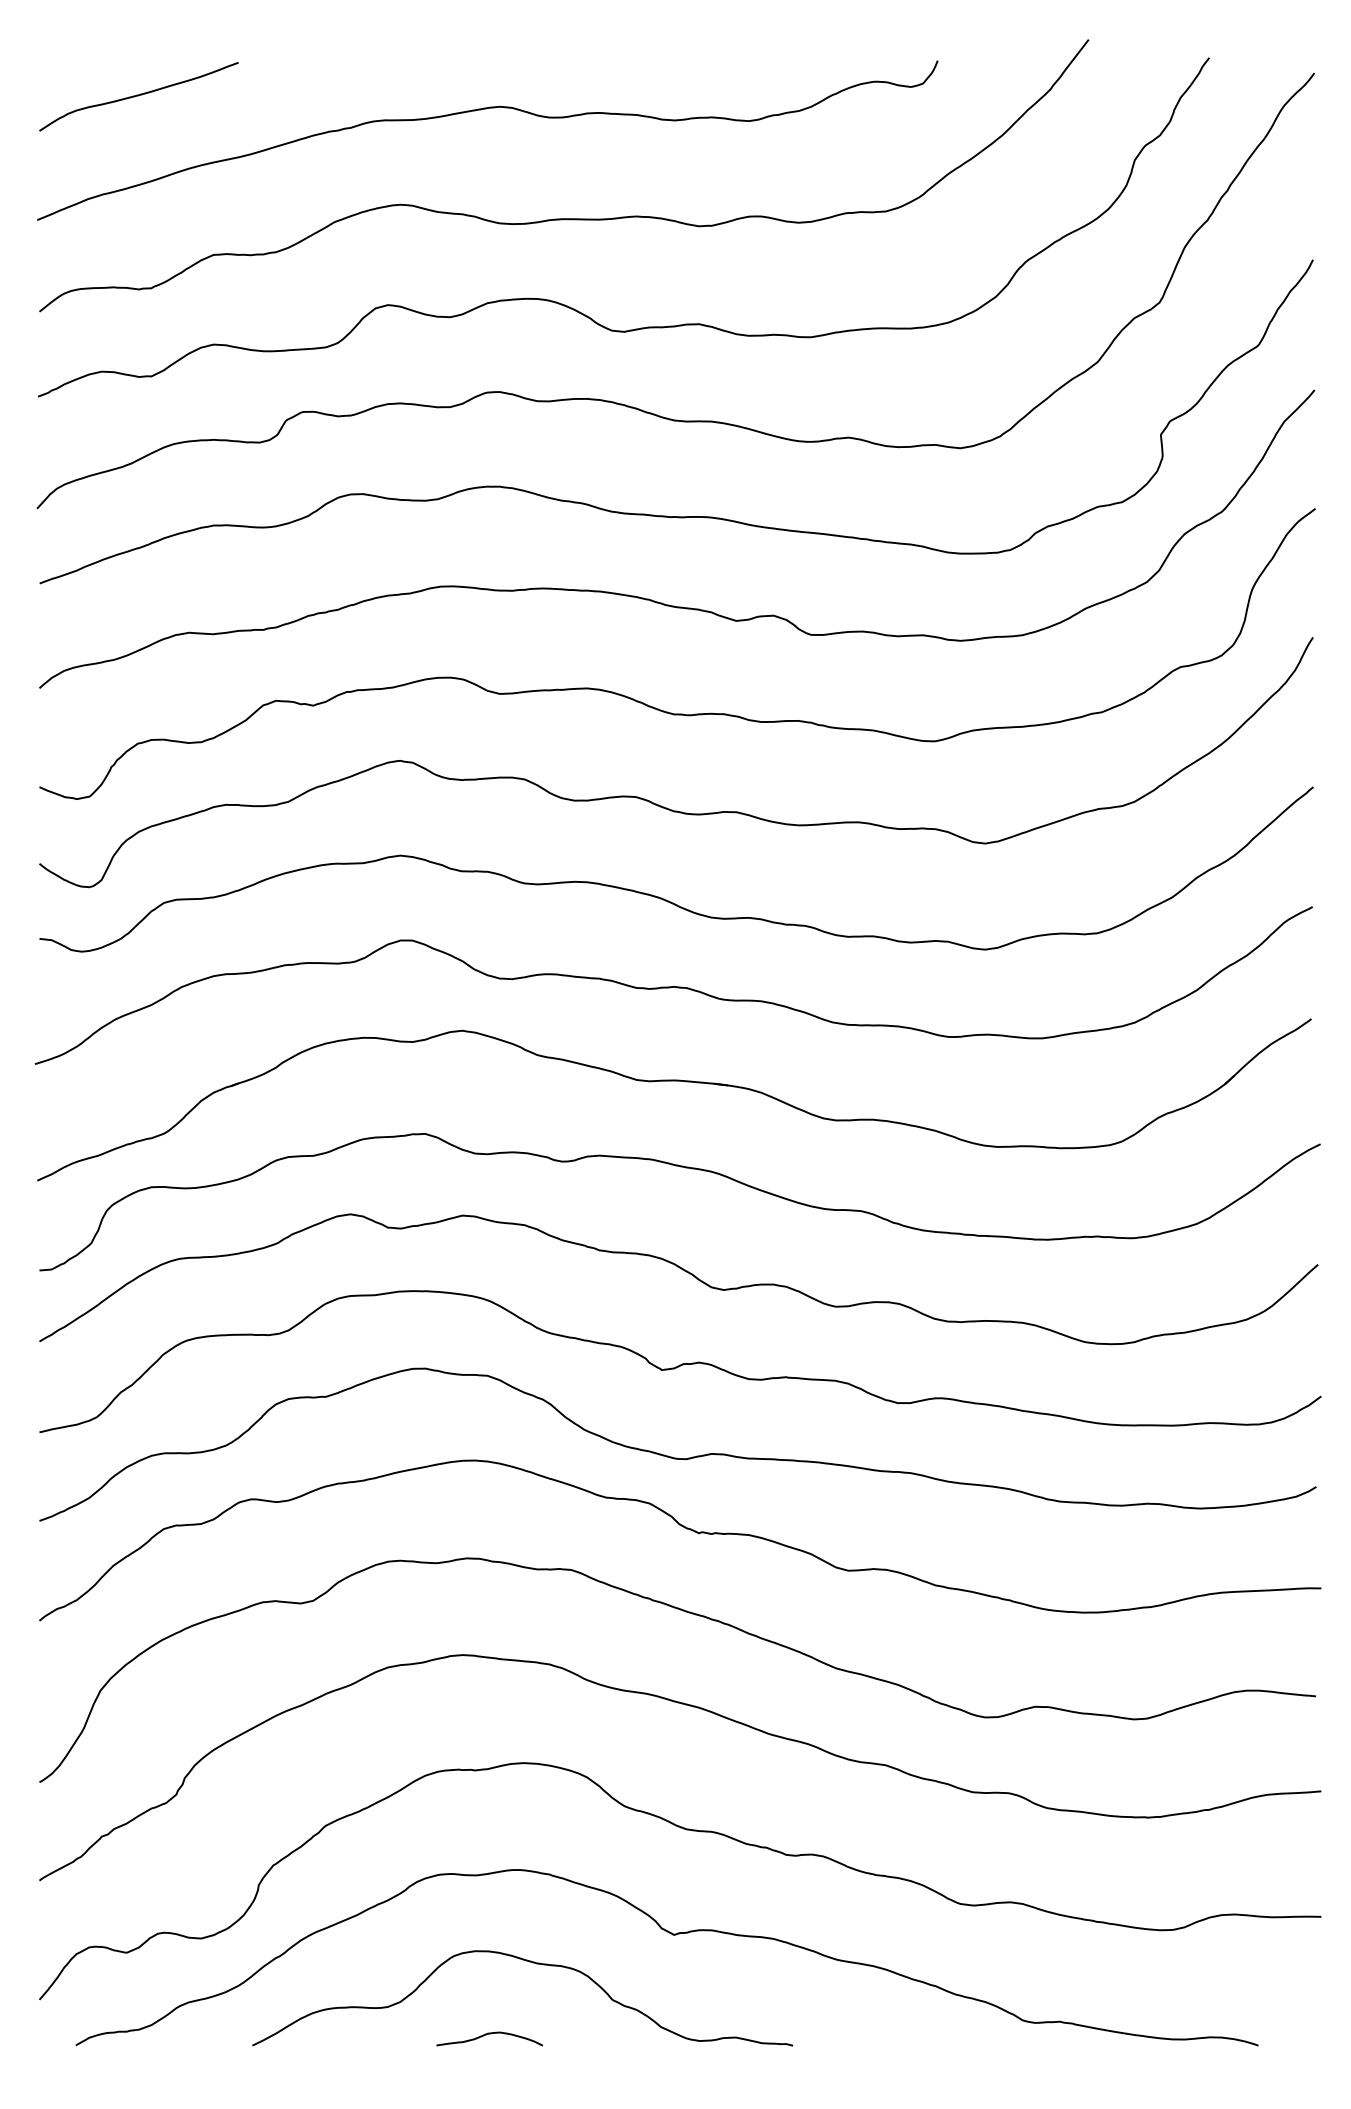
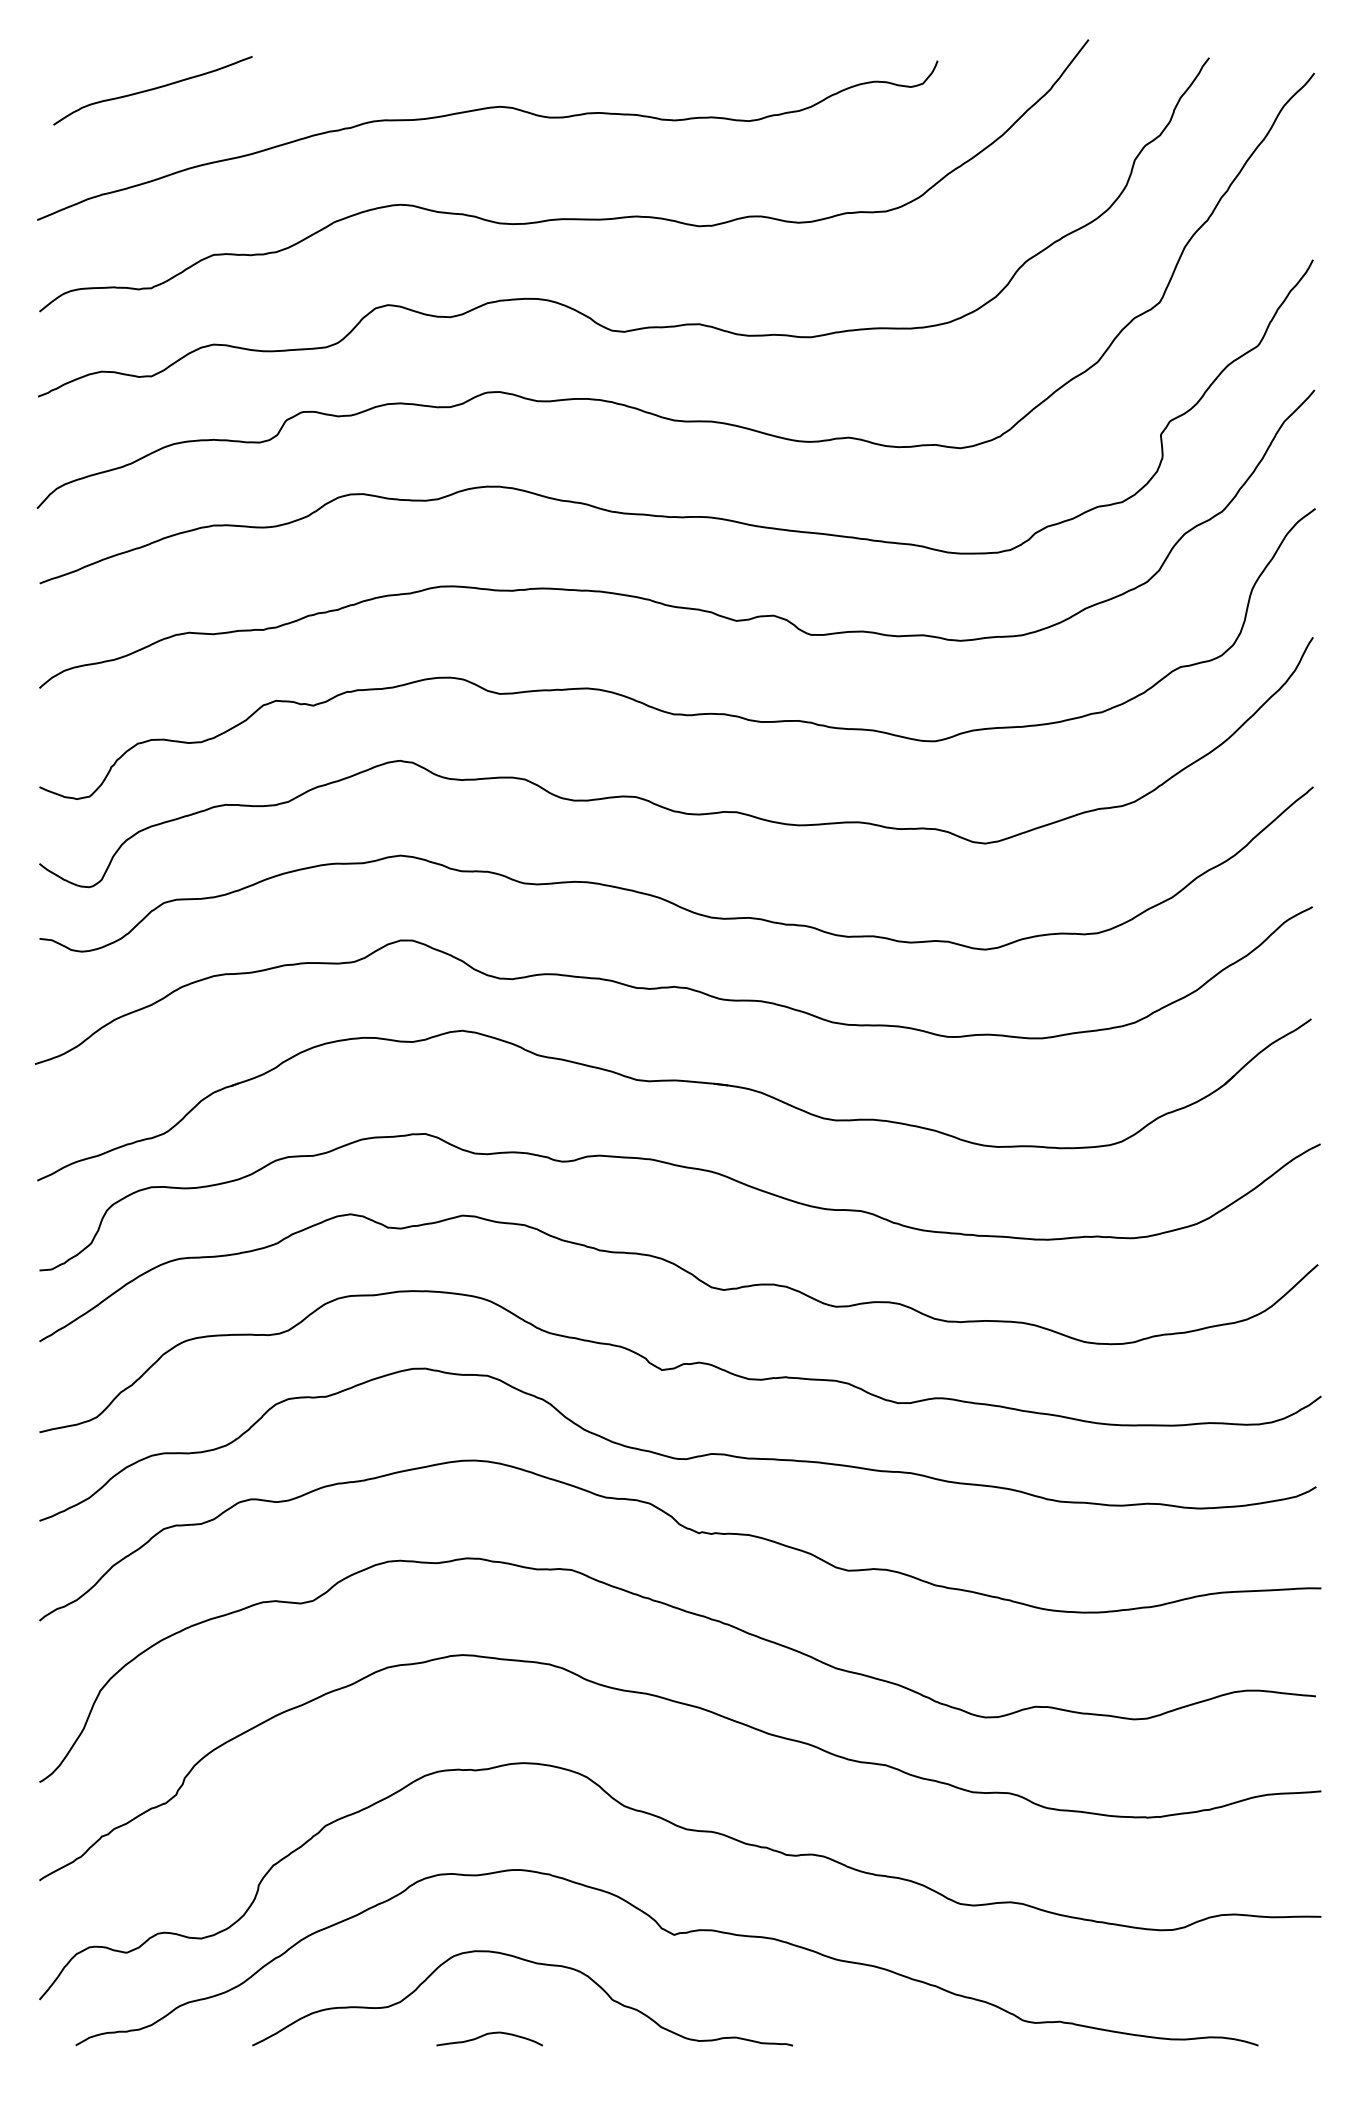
curve position: (138, 96) -> (152, 90) (152, 90)
